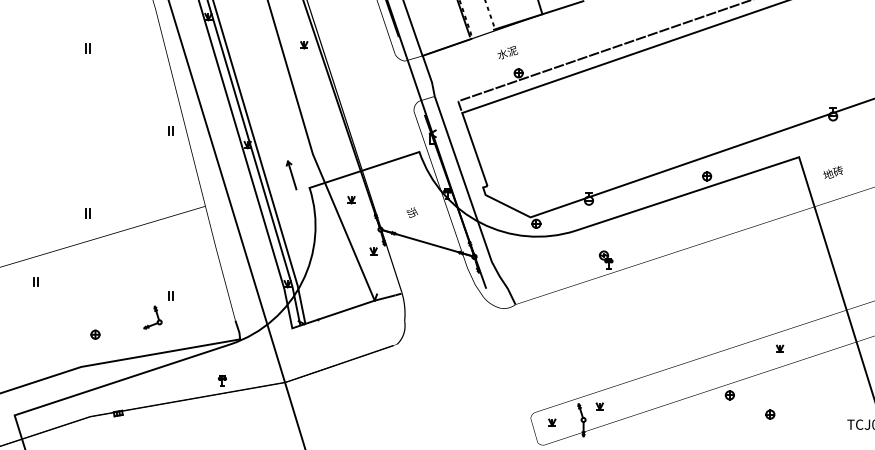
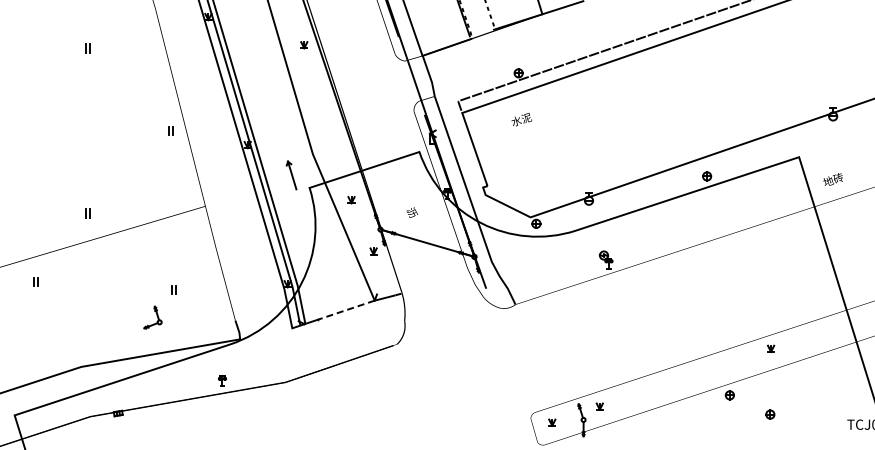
text position: (507, 52) -> (521, 119) (521, 119)
text position: (832, 172) -> (832, 179) (832, 179)
line: present -> none (236, 224)
part position: (170, 295) -> (173, 289) (173, 289)
line: solid -> dashed (346, 310)
part: present -> none (95, 334)
part position: (779, 348) -> (770, 348) (770, 348)
